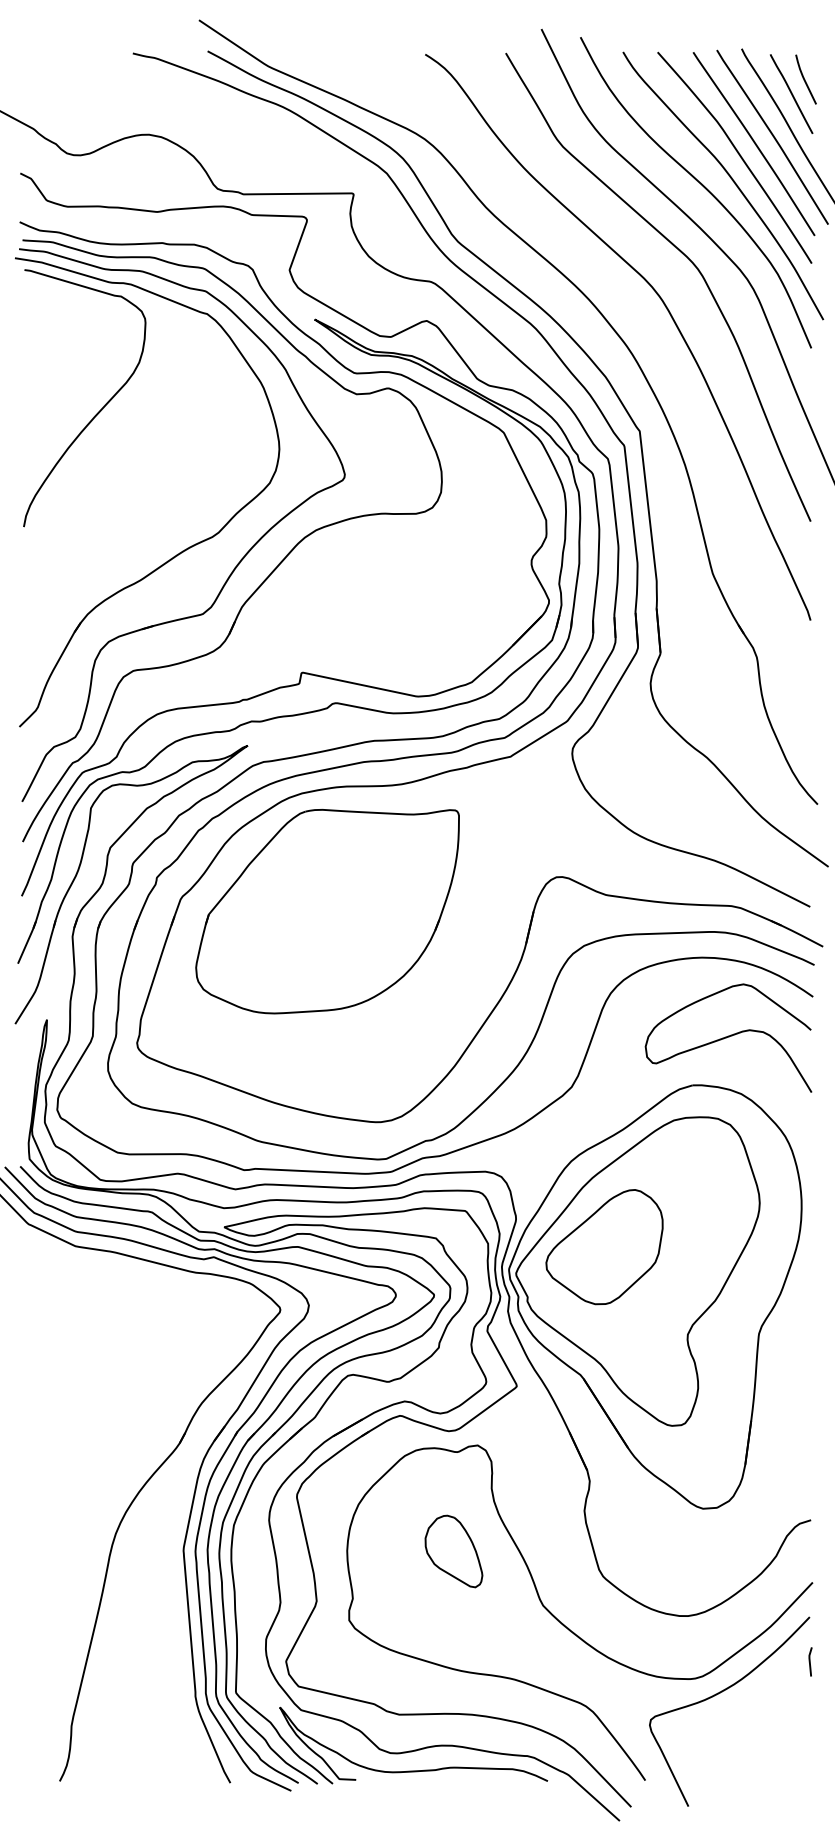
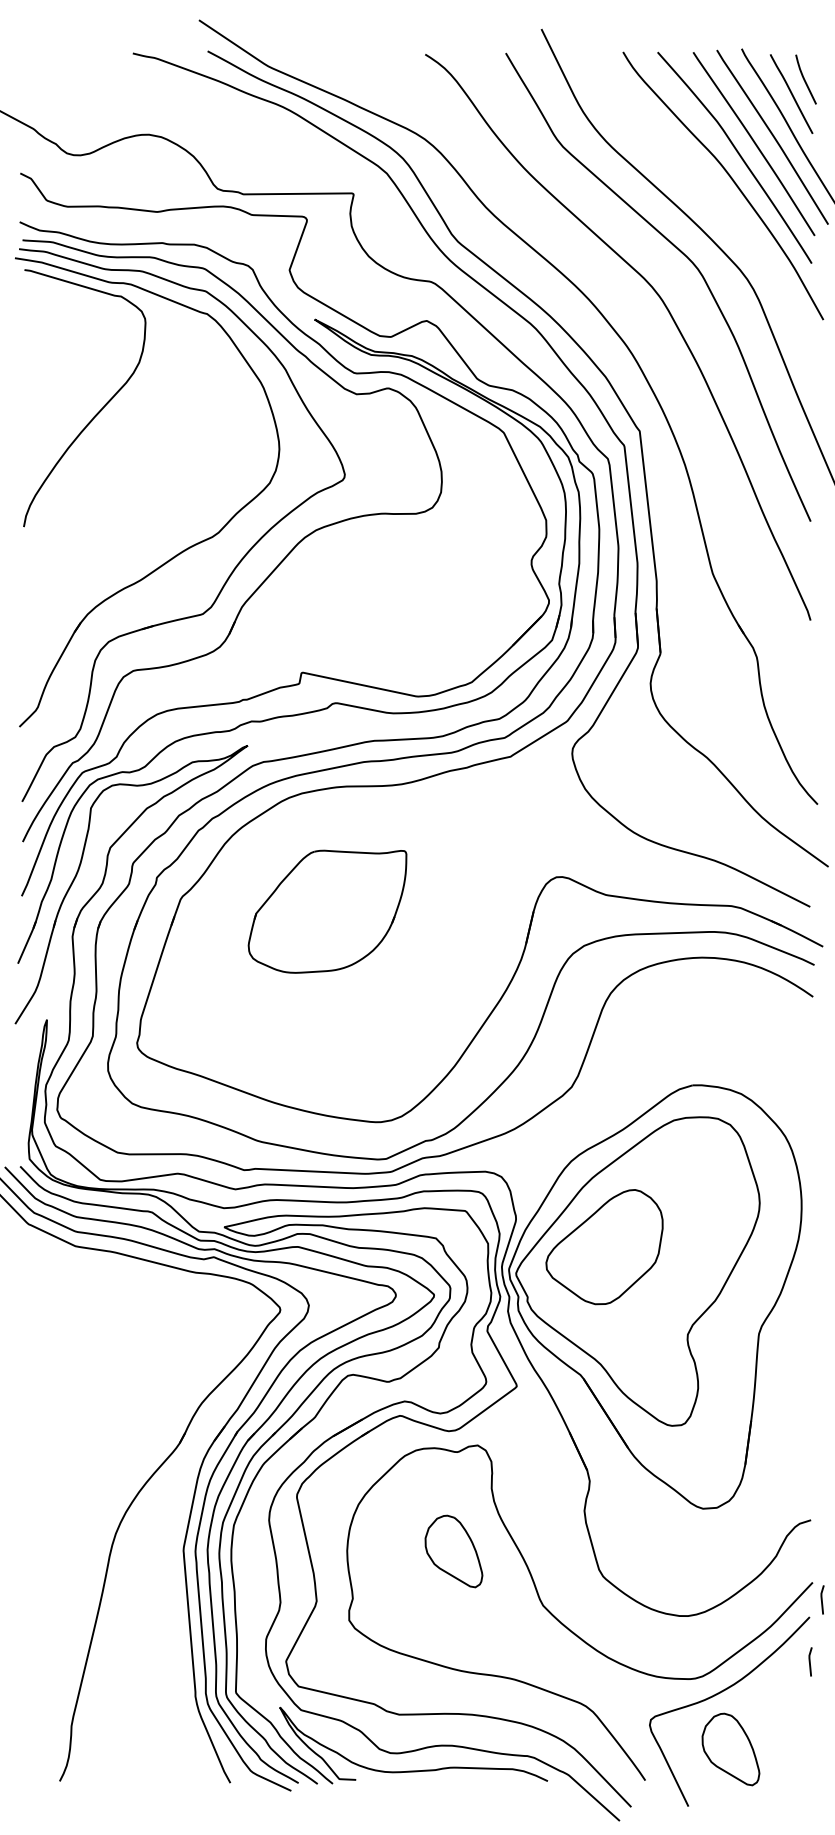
curve: present -> none (701, 185)
part size: 265x206 px -> 161x125 px (327, 911)
curve: present -> none (728, 1037)
line: none -> present (822, 1599)
part: none -> present (730, 1749)
